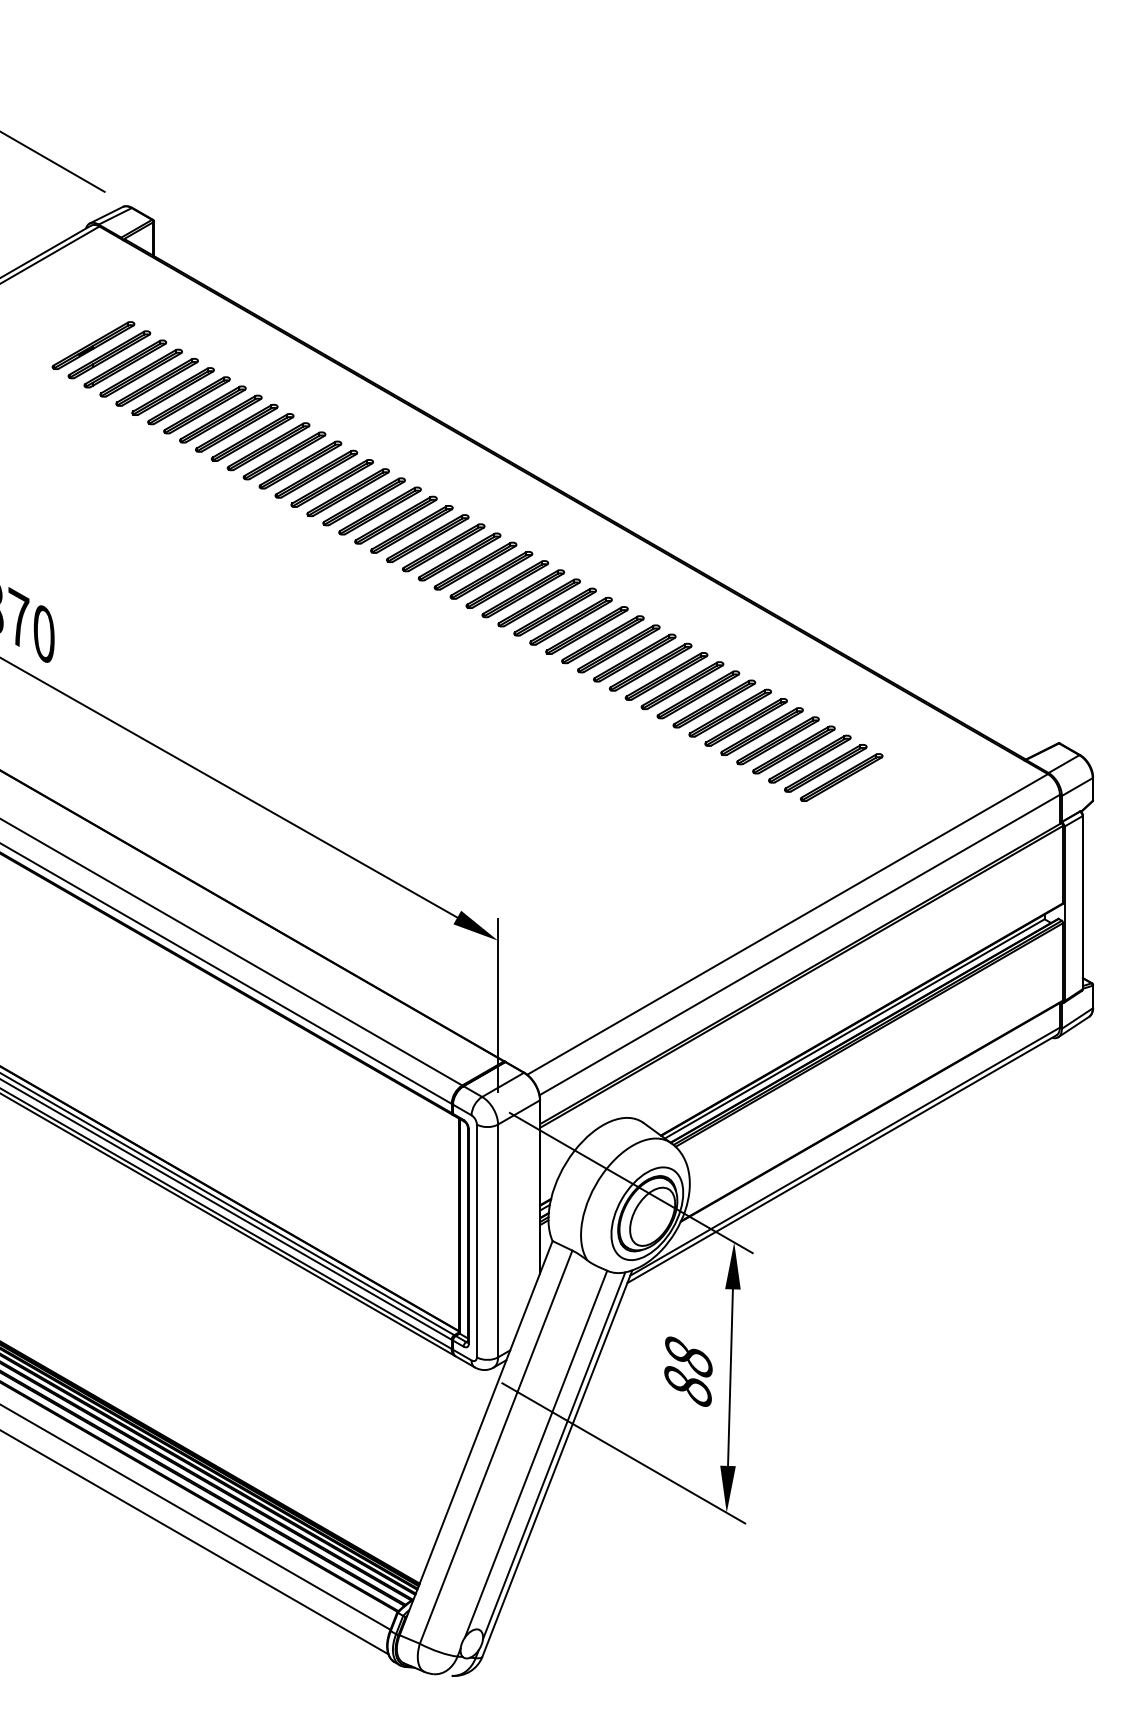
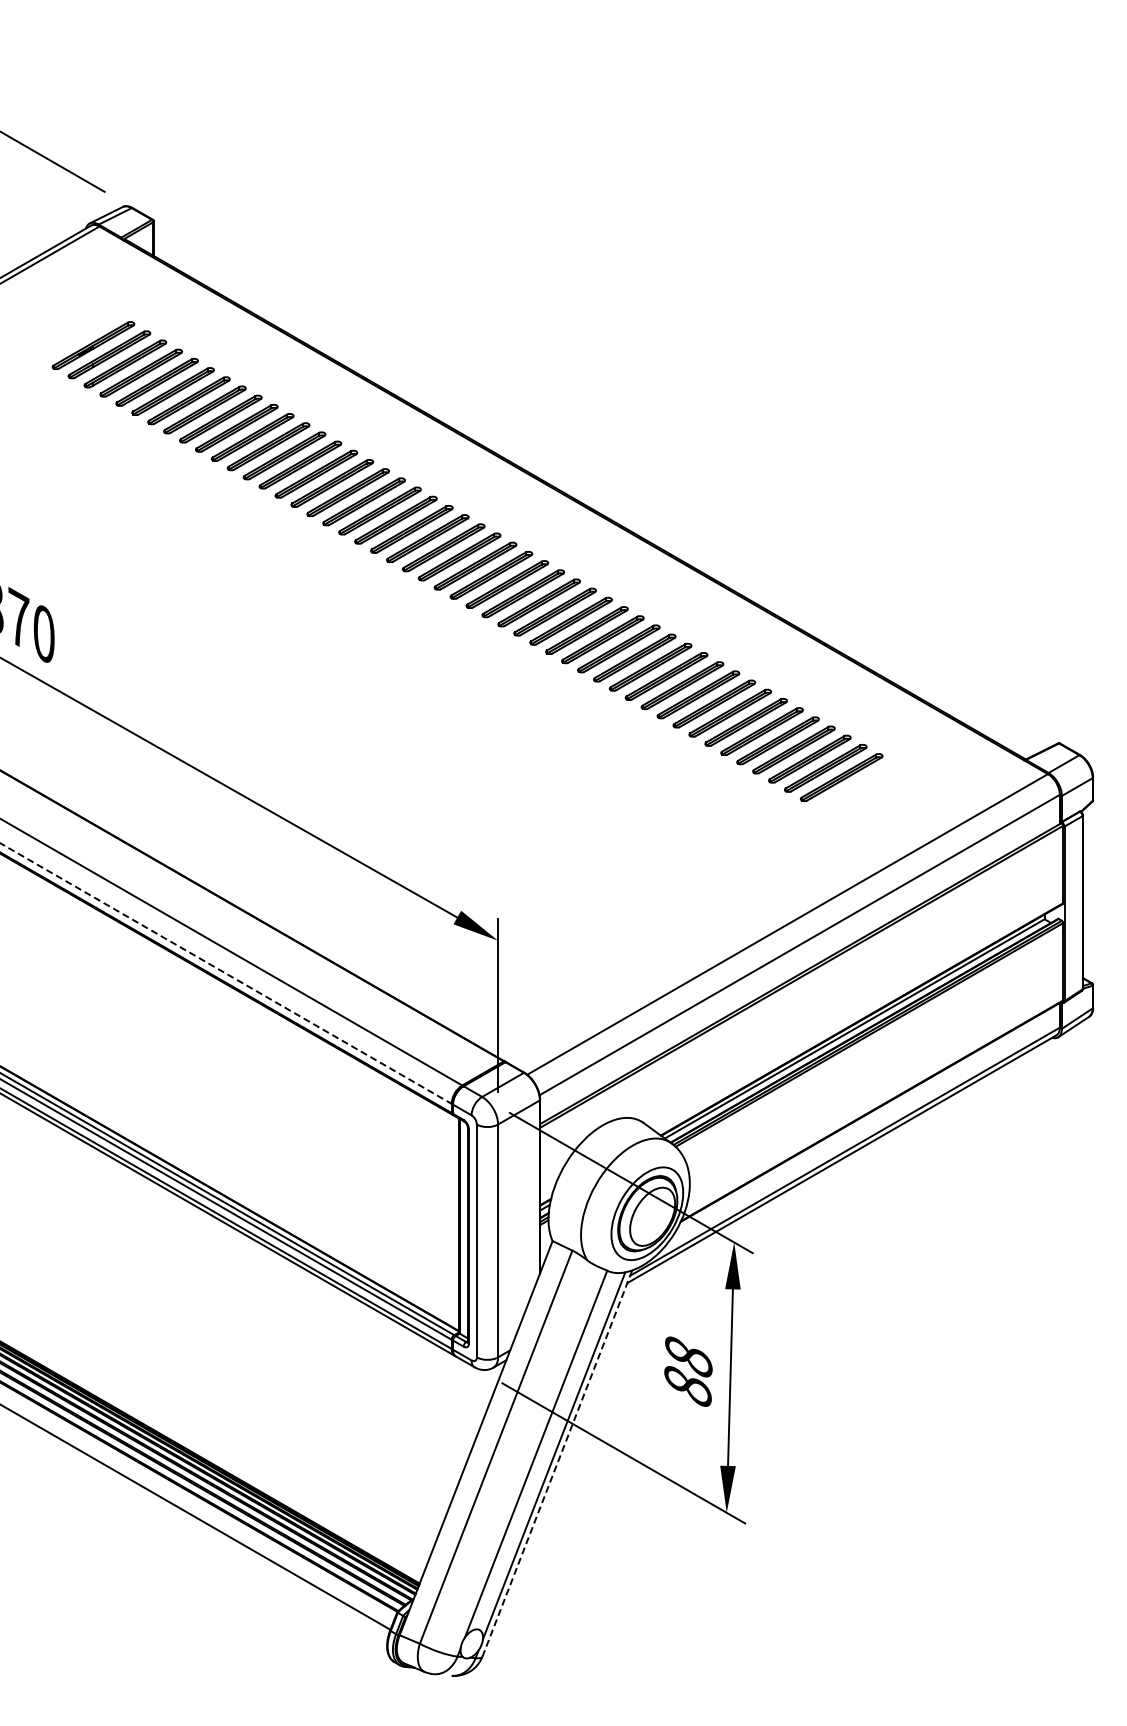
line: solid -> dashed (226, 973)
line: solid -> dashed (557, 1463)
line: present -> none (195, 1542)
